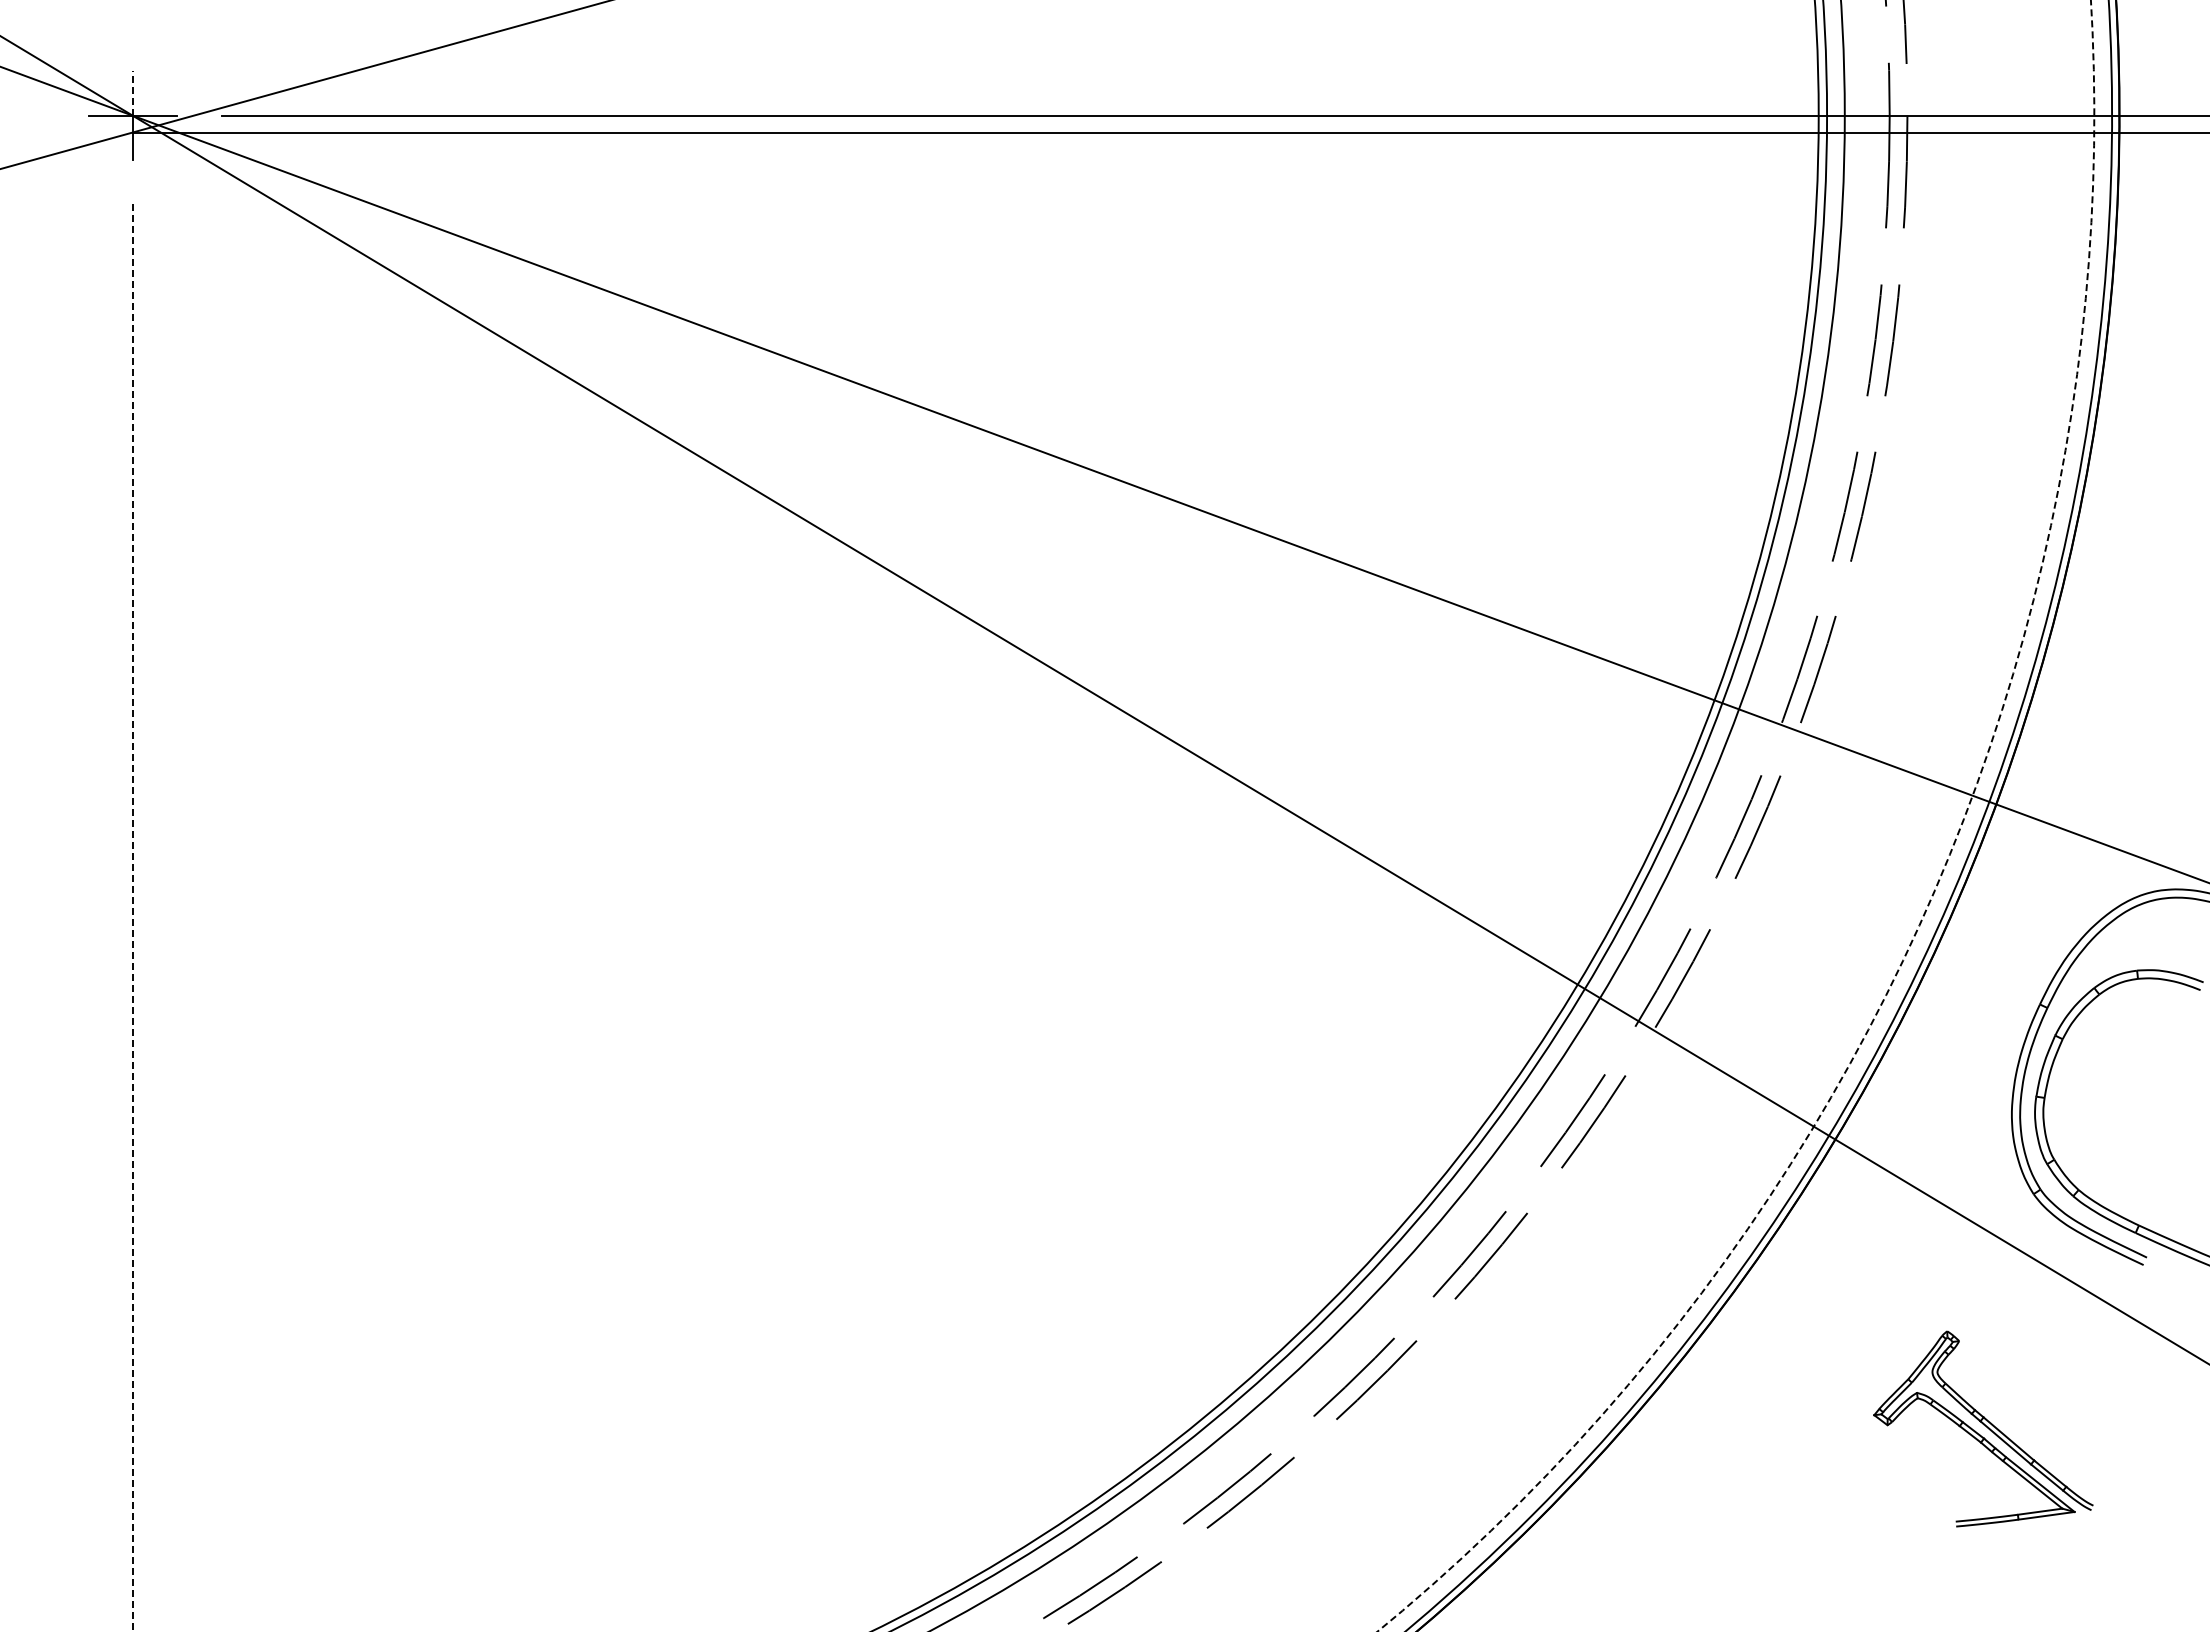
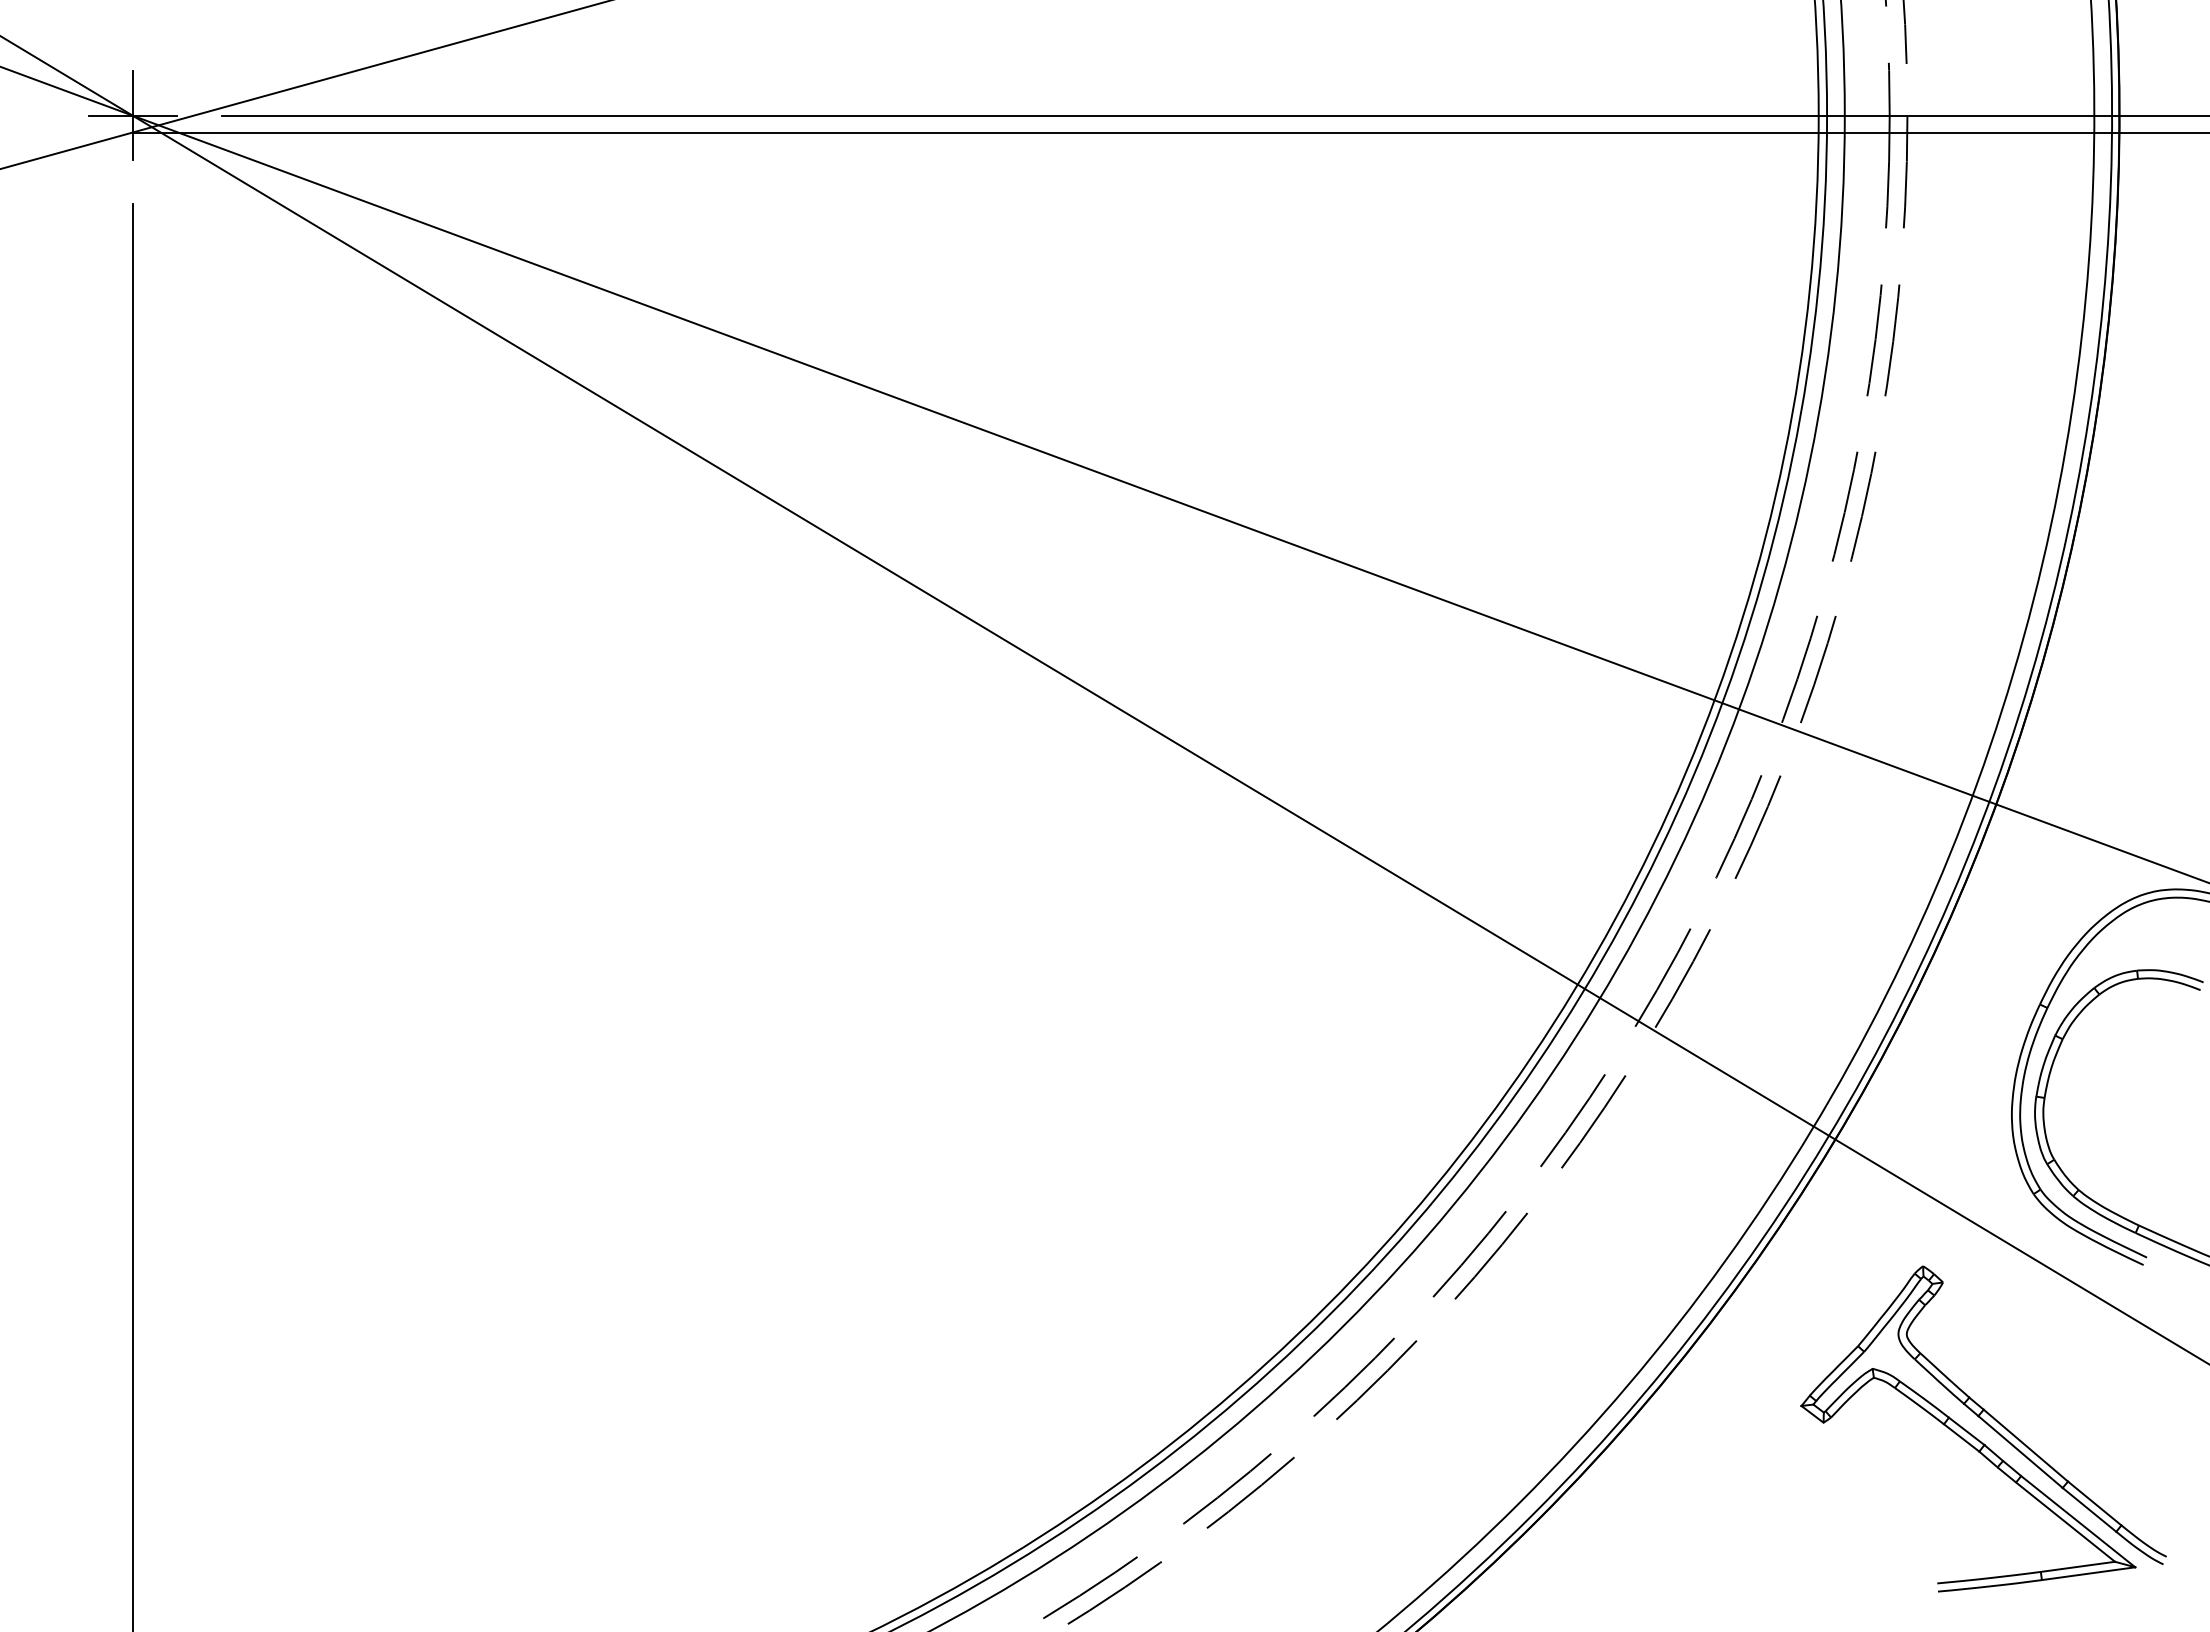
line: dashed -> solid (132, 93)
arc: dashed -> solid (1931, 898)
line: dashed -> solid (132, 918)
part size: 221x198 px -> 367x328 px (1983, 1428)
